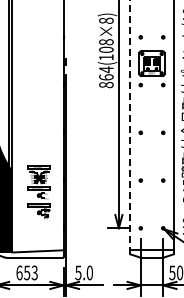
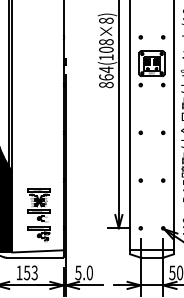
line: dashed -> solid (130, 127)
part position: (38, 192) -> (38, 215) (38, 215)
text: 653 -> 153 (19, 272)
